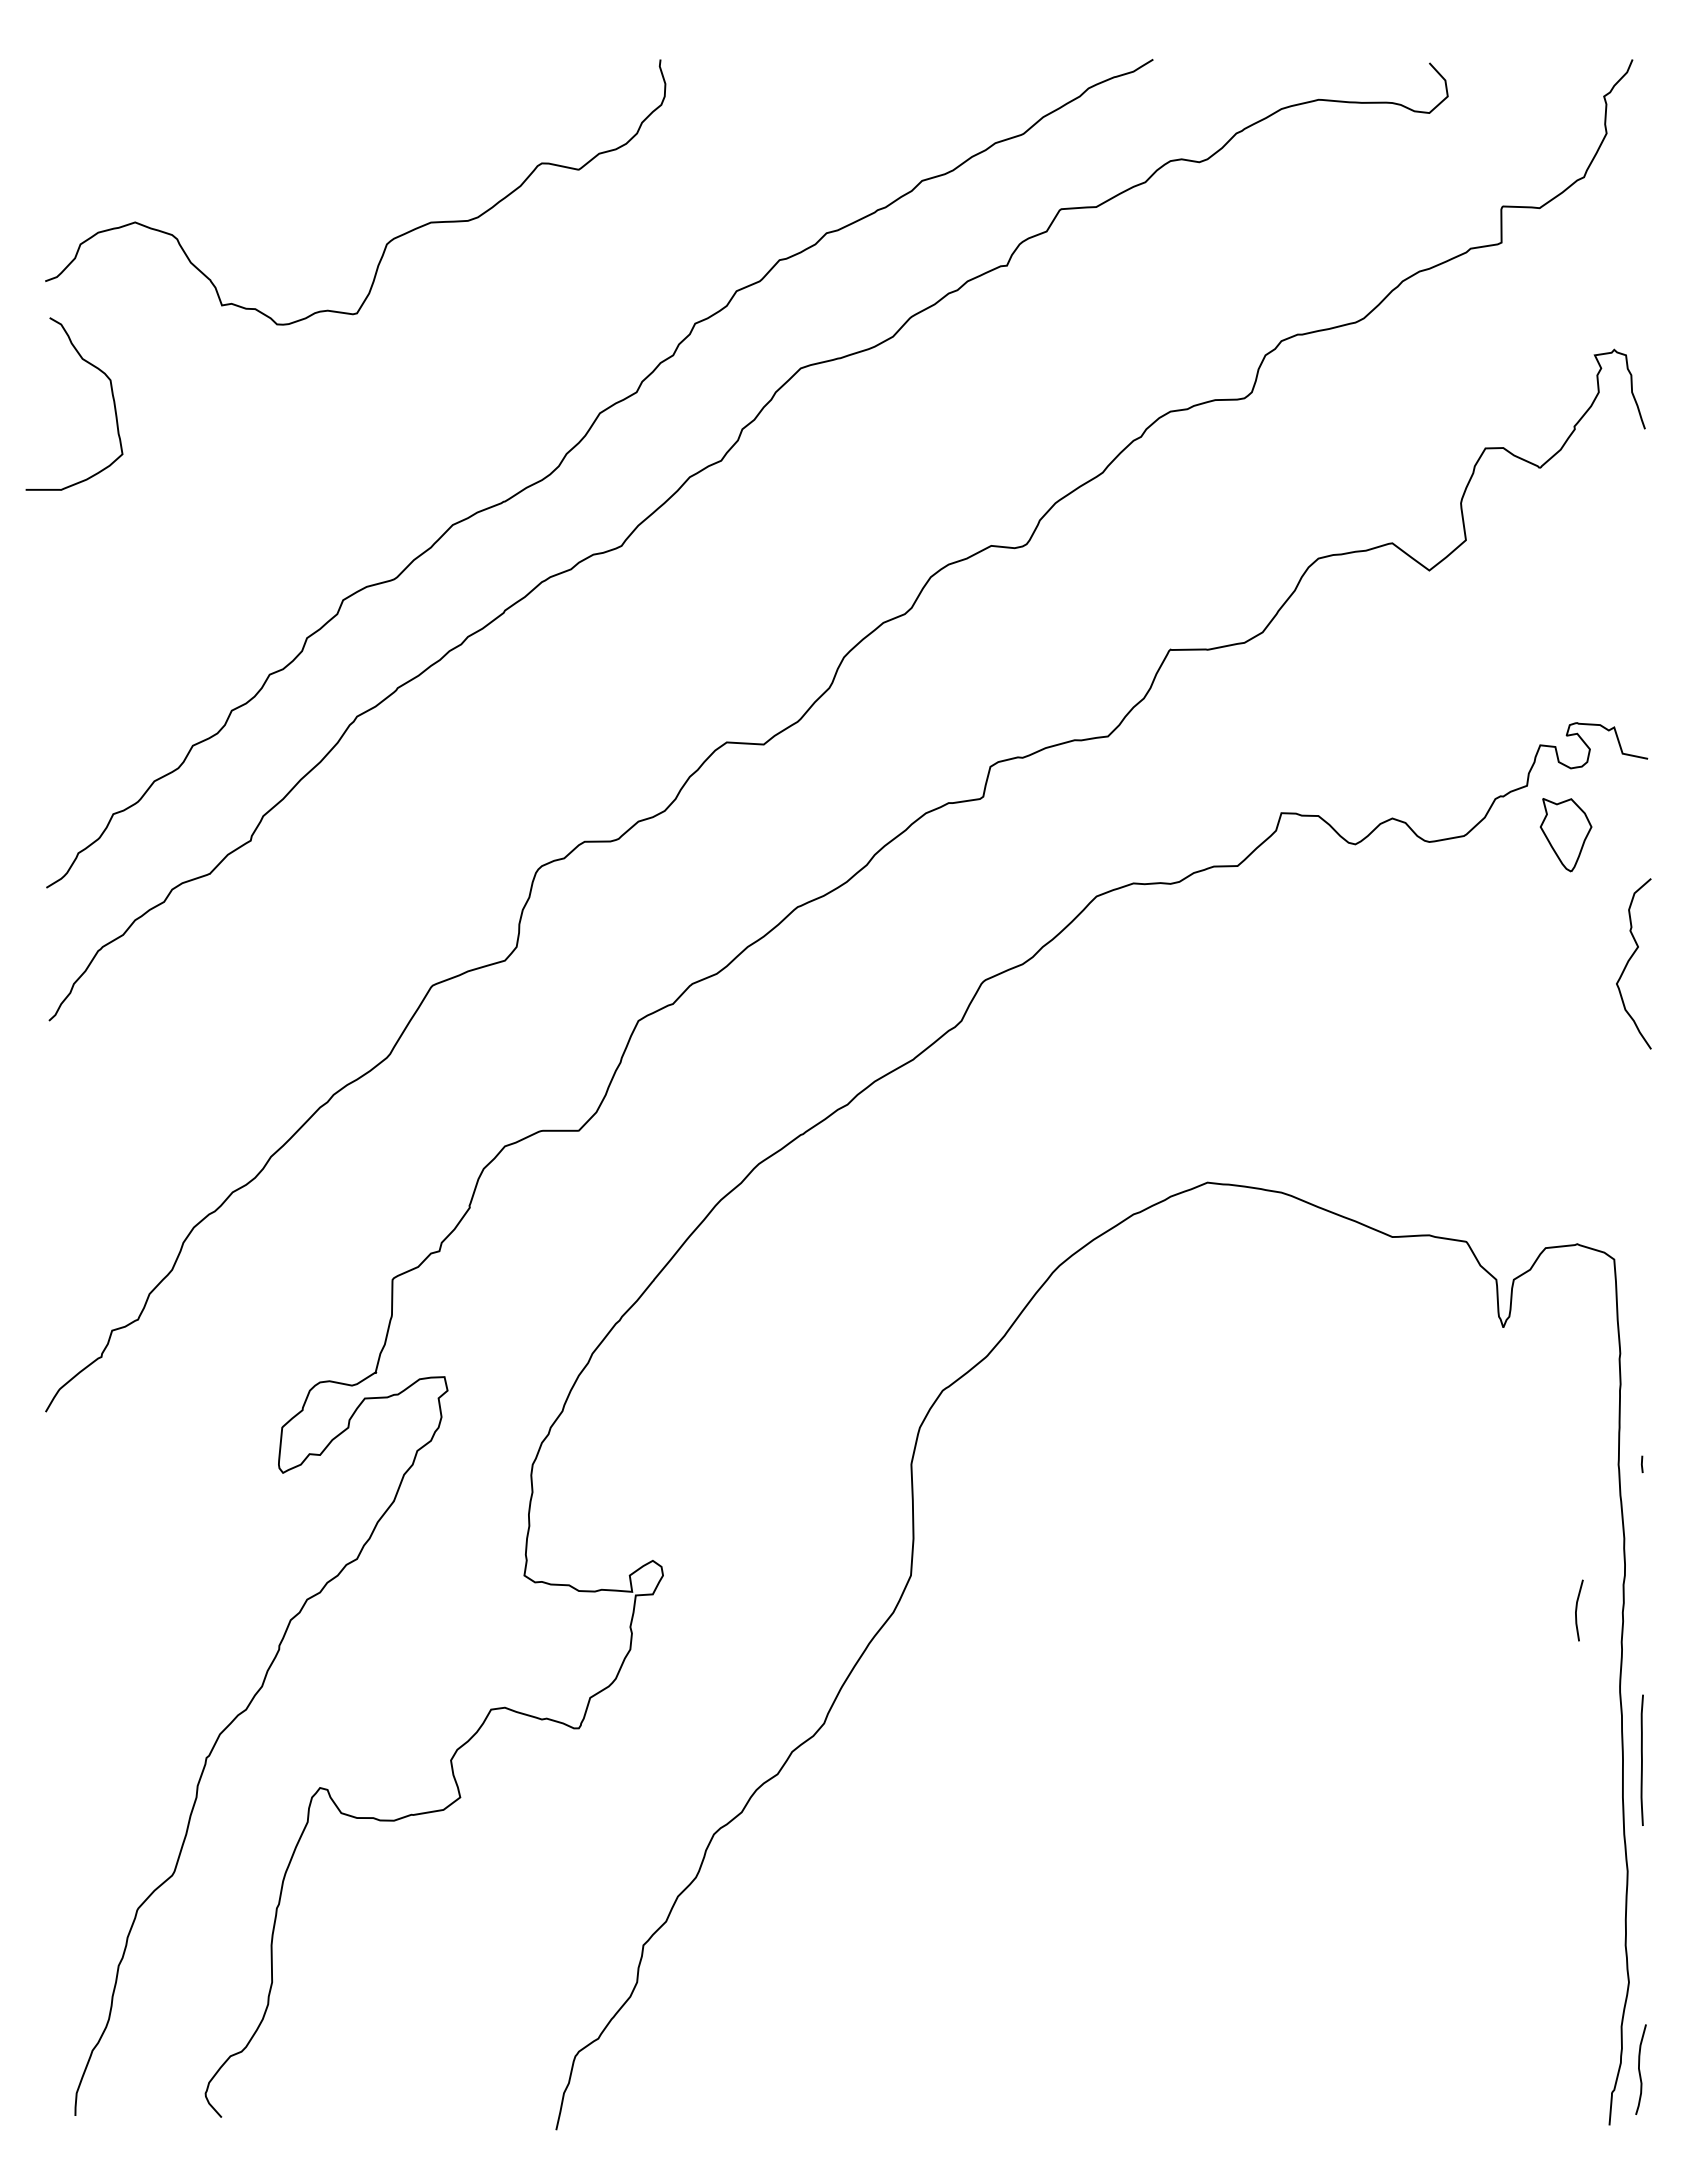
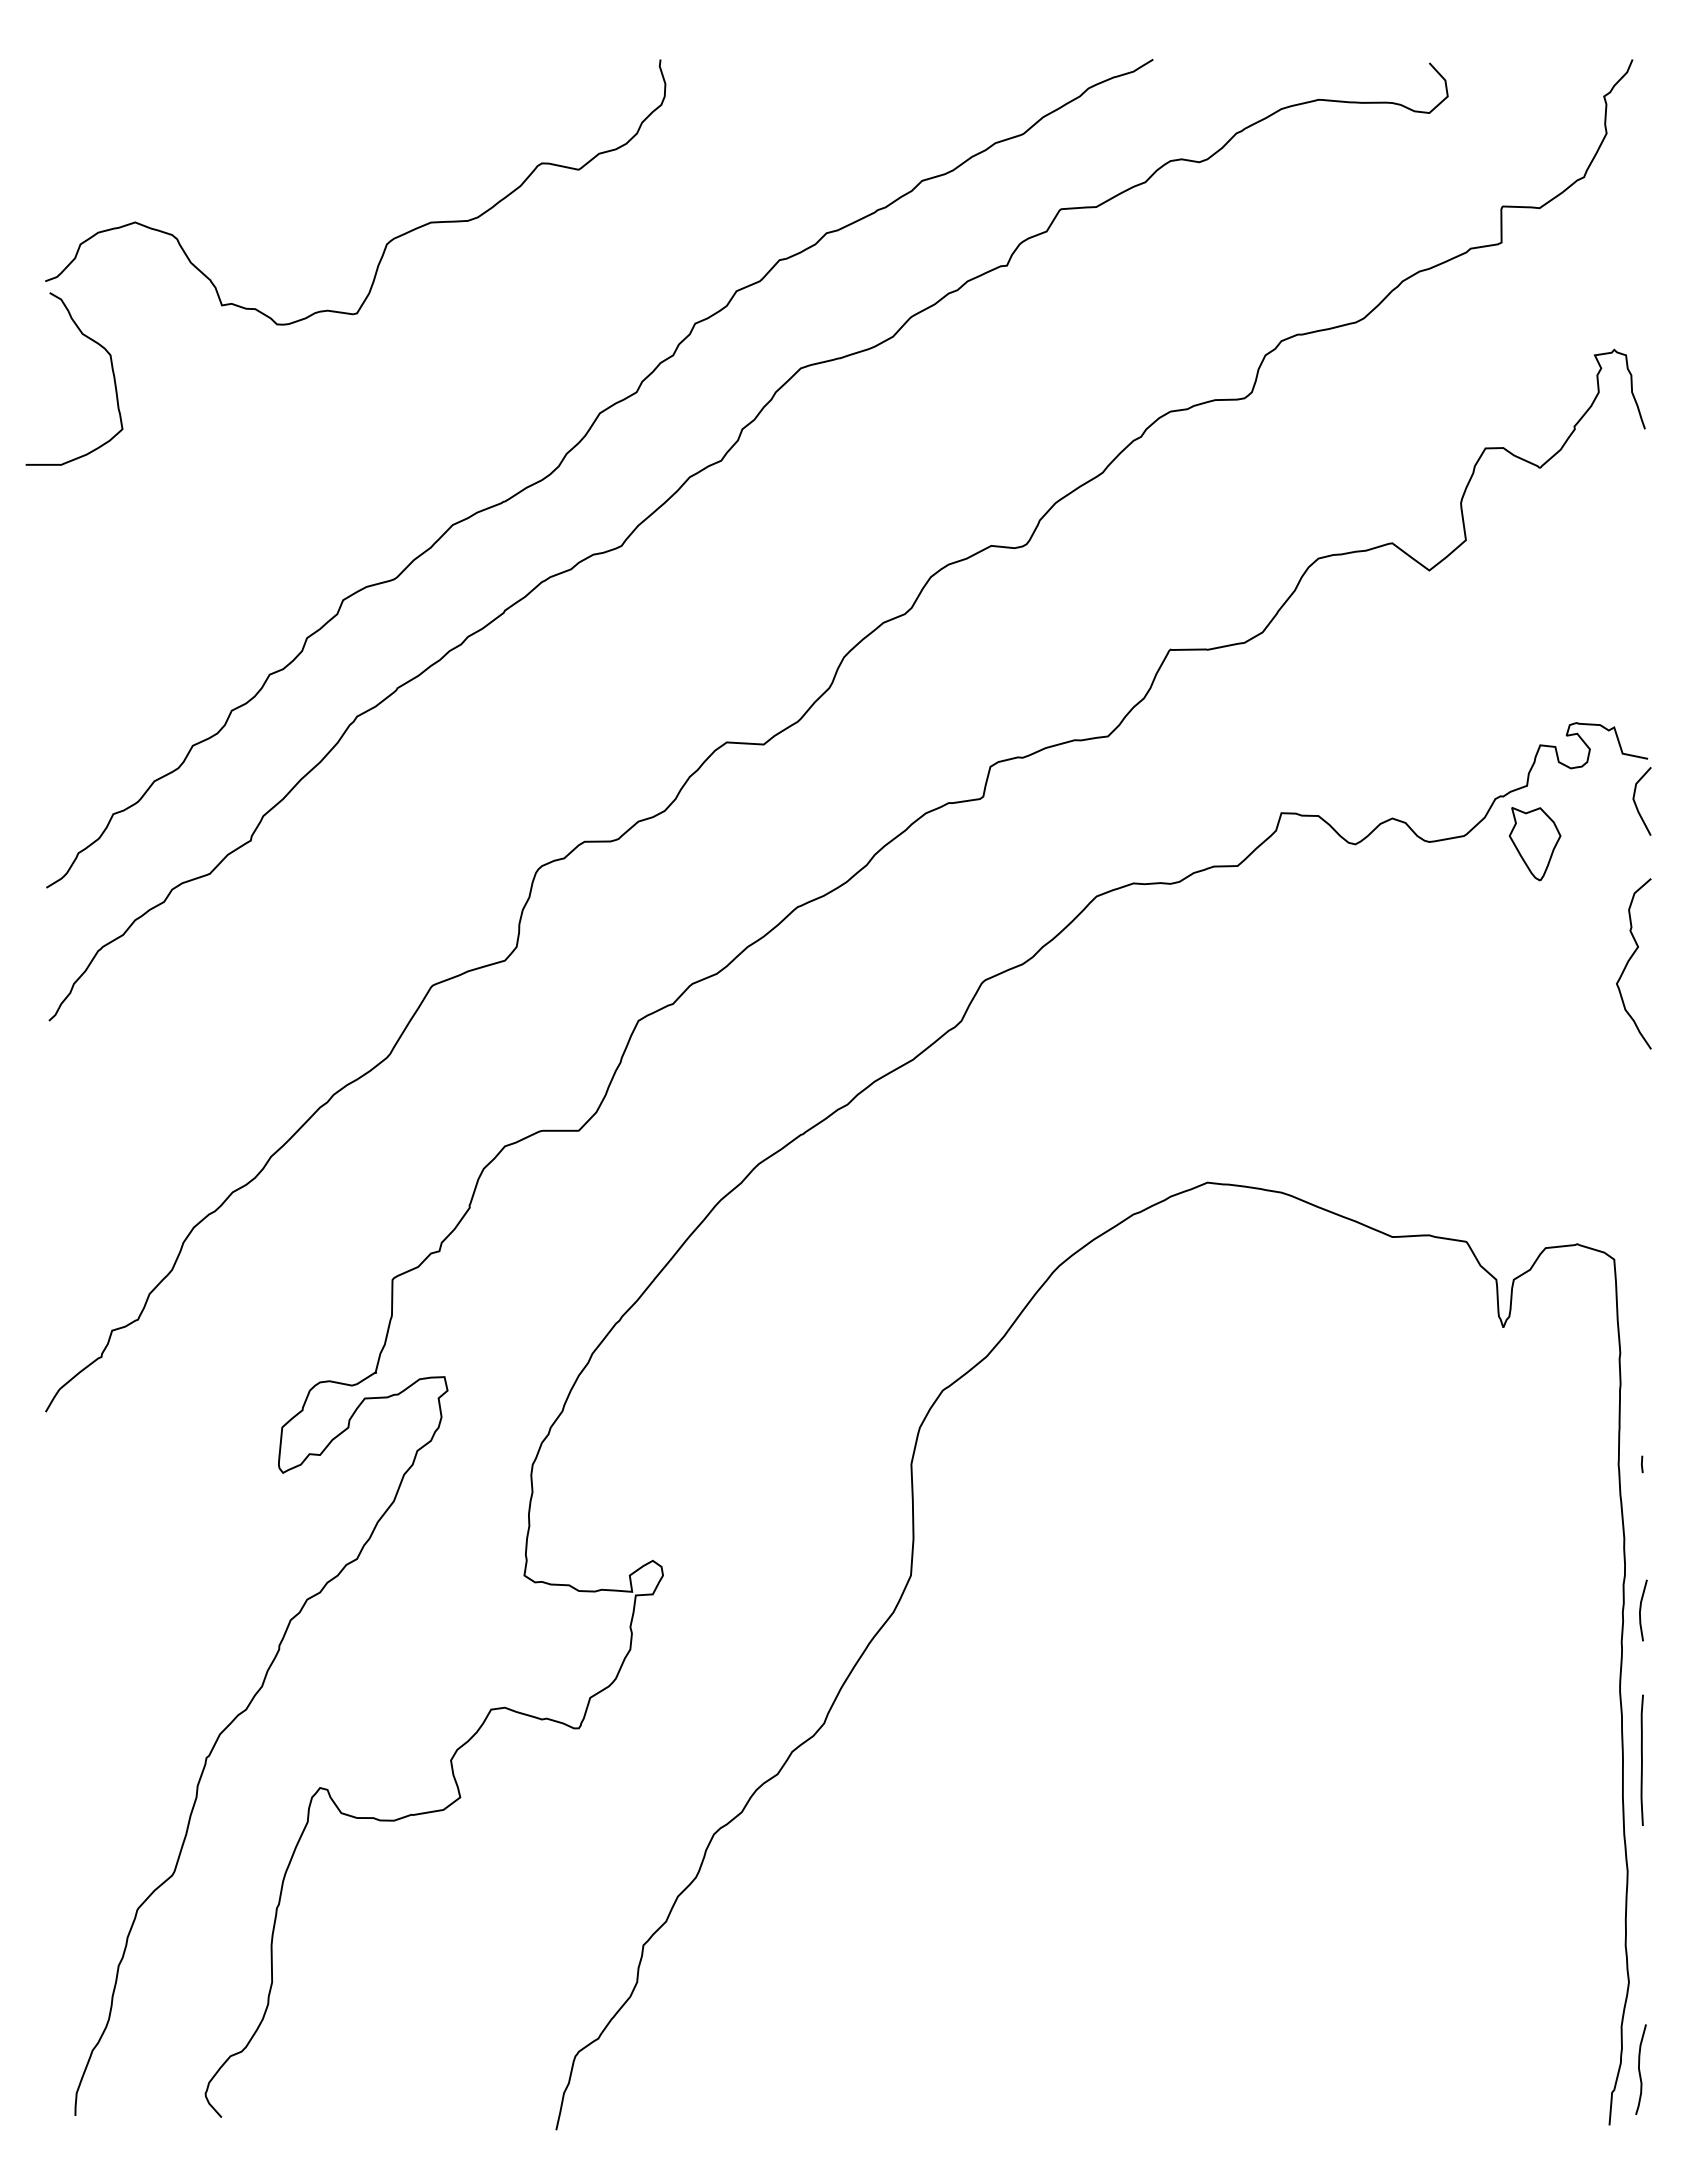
curve position: (111, 394) -> (111, 369) (111, 369)
line: none -> present (1636, 803)
part position: (1565, 835) -> (1534, 844) (1534, 844)
line position: (1577, 1609) -> (1641, 1609) (1641, 1609)
